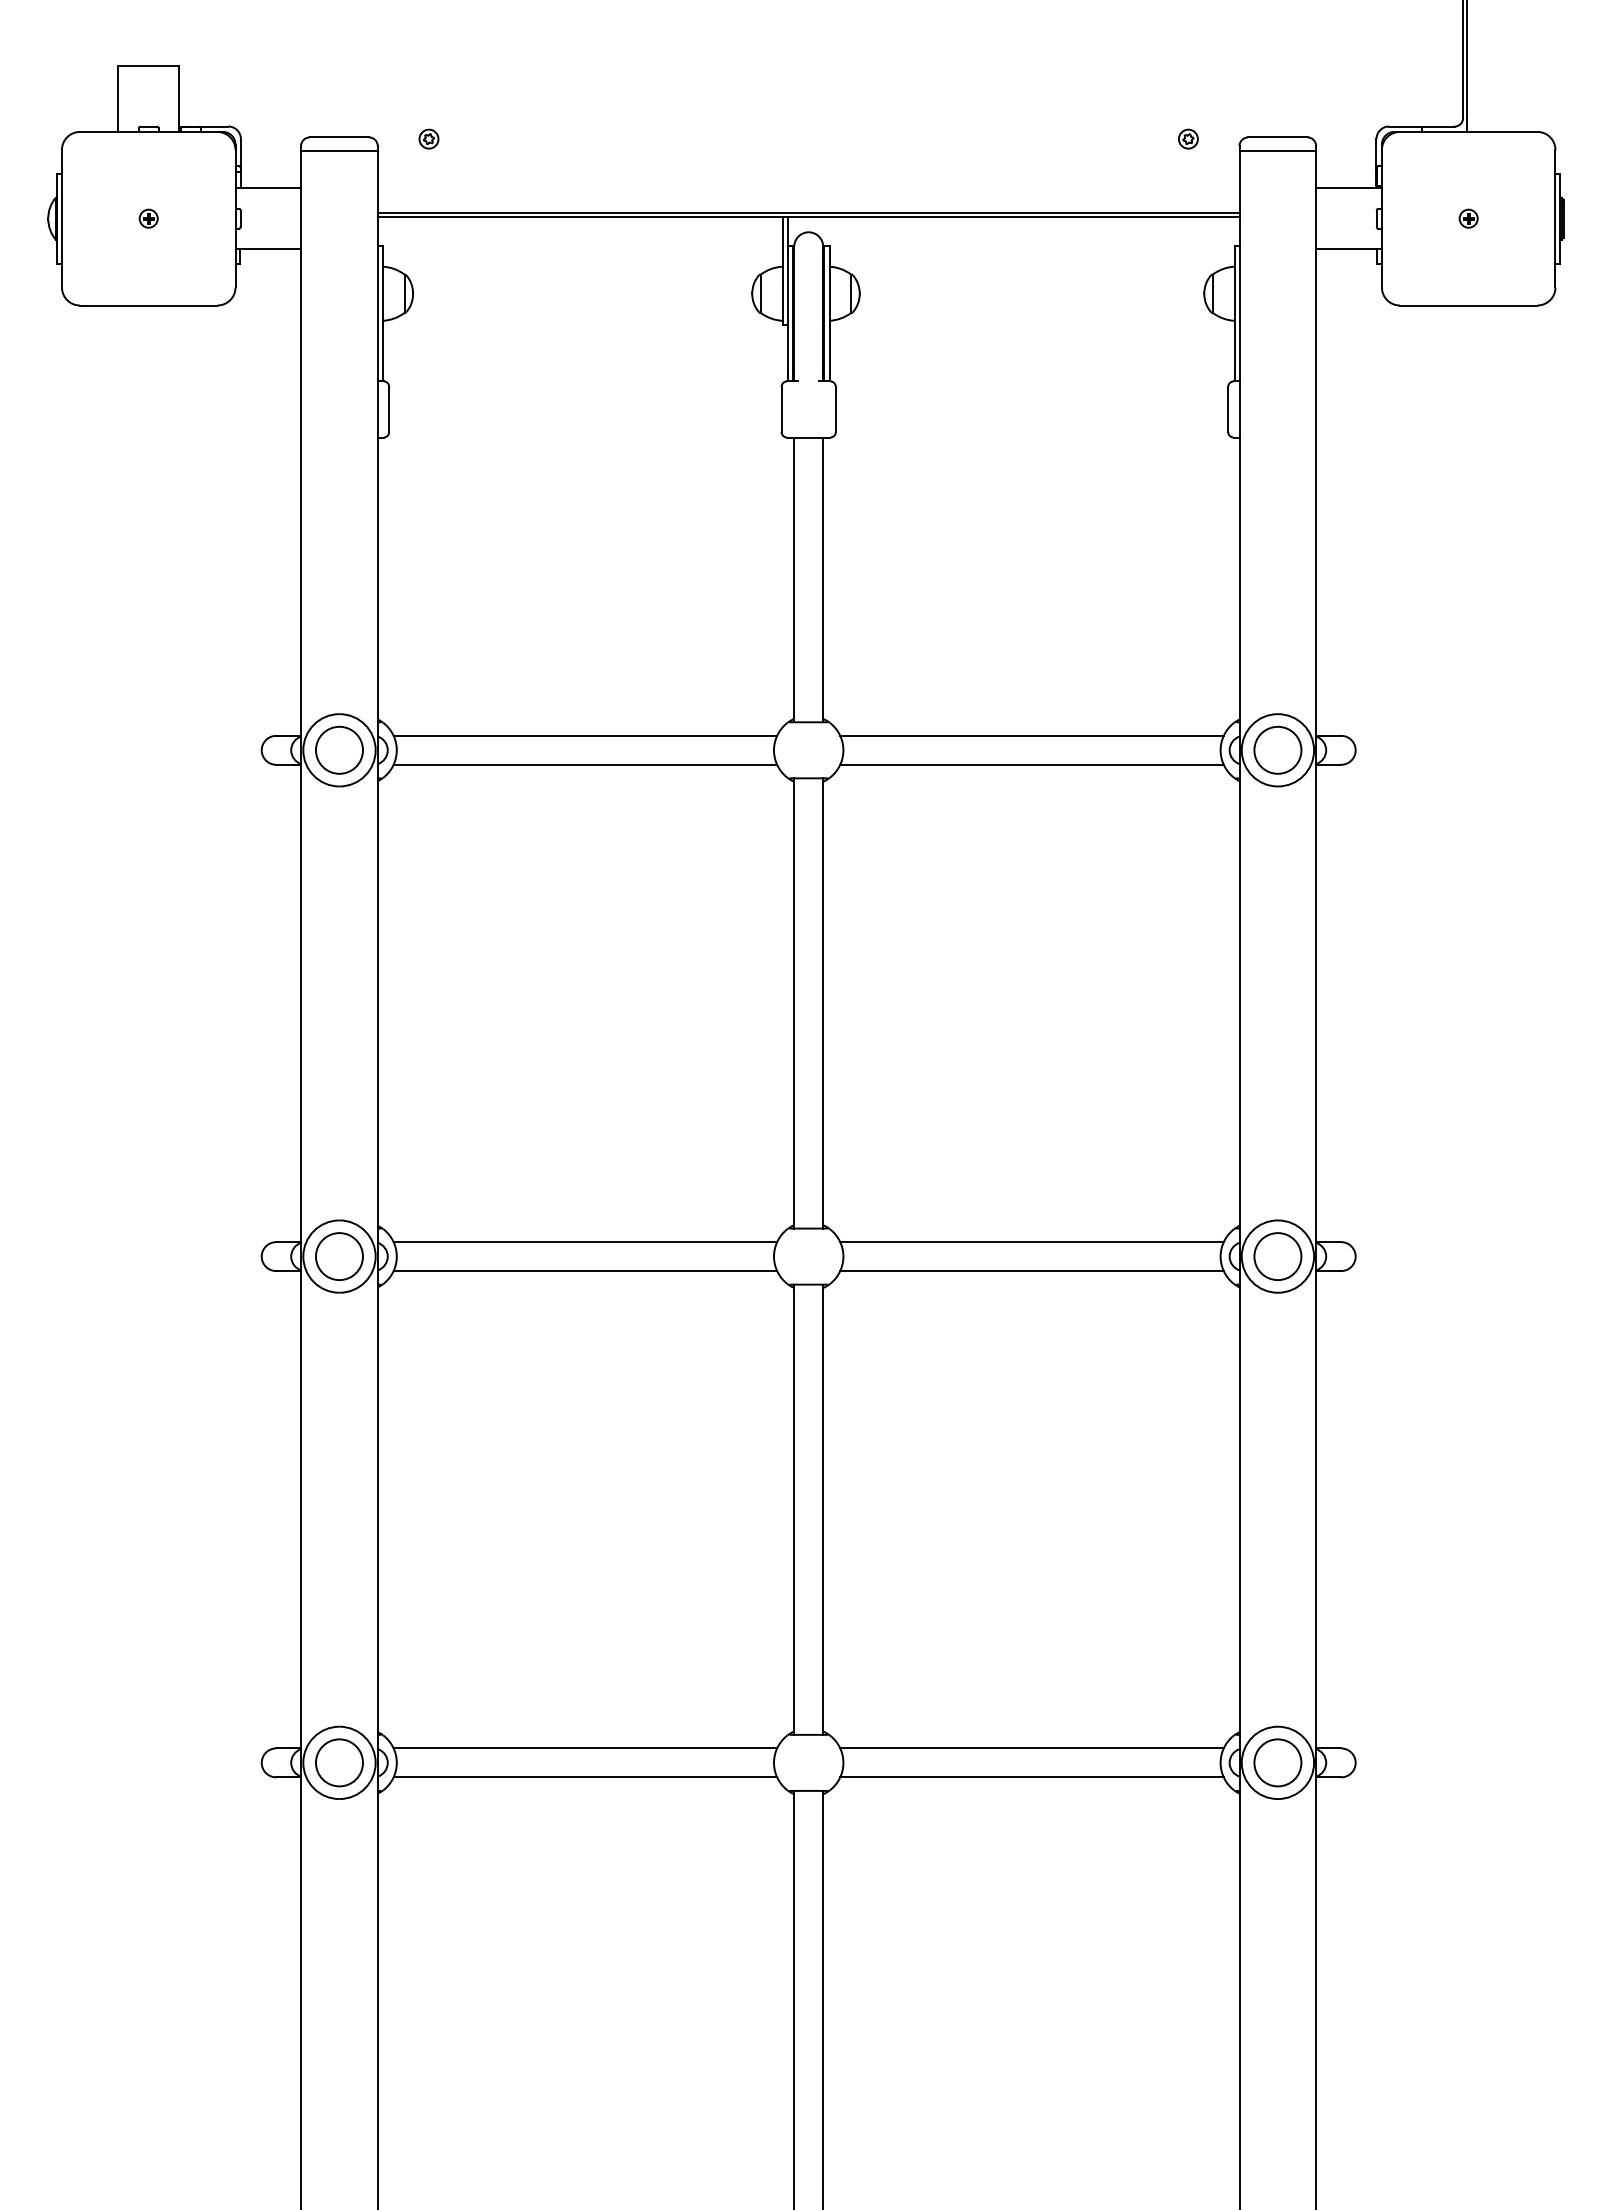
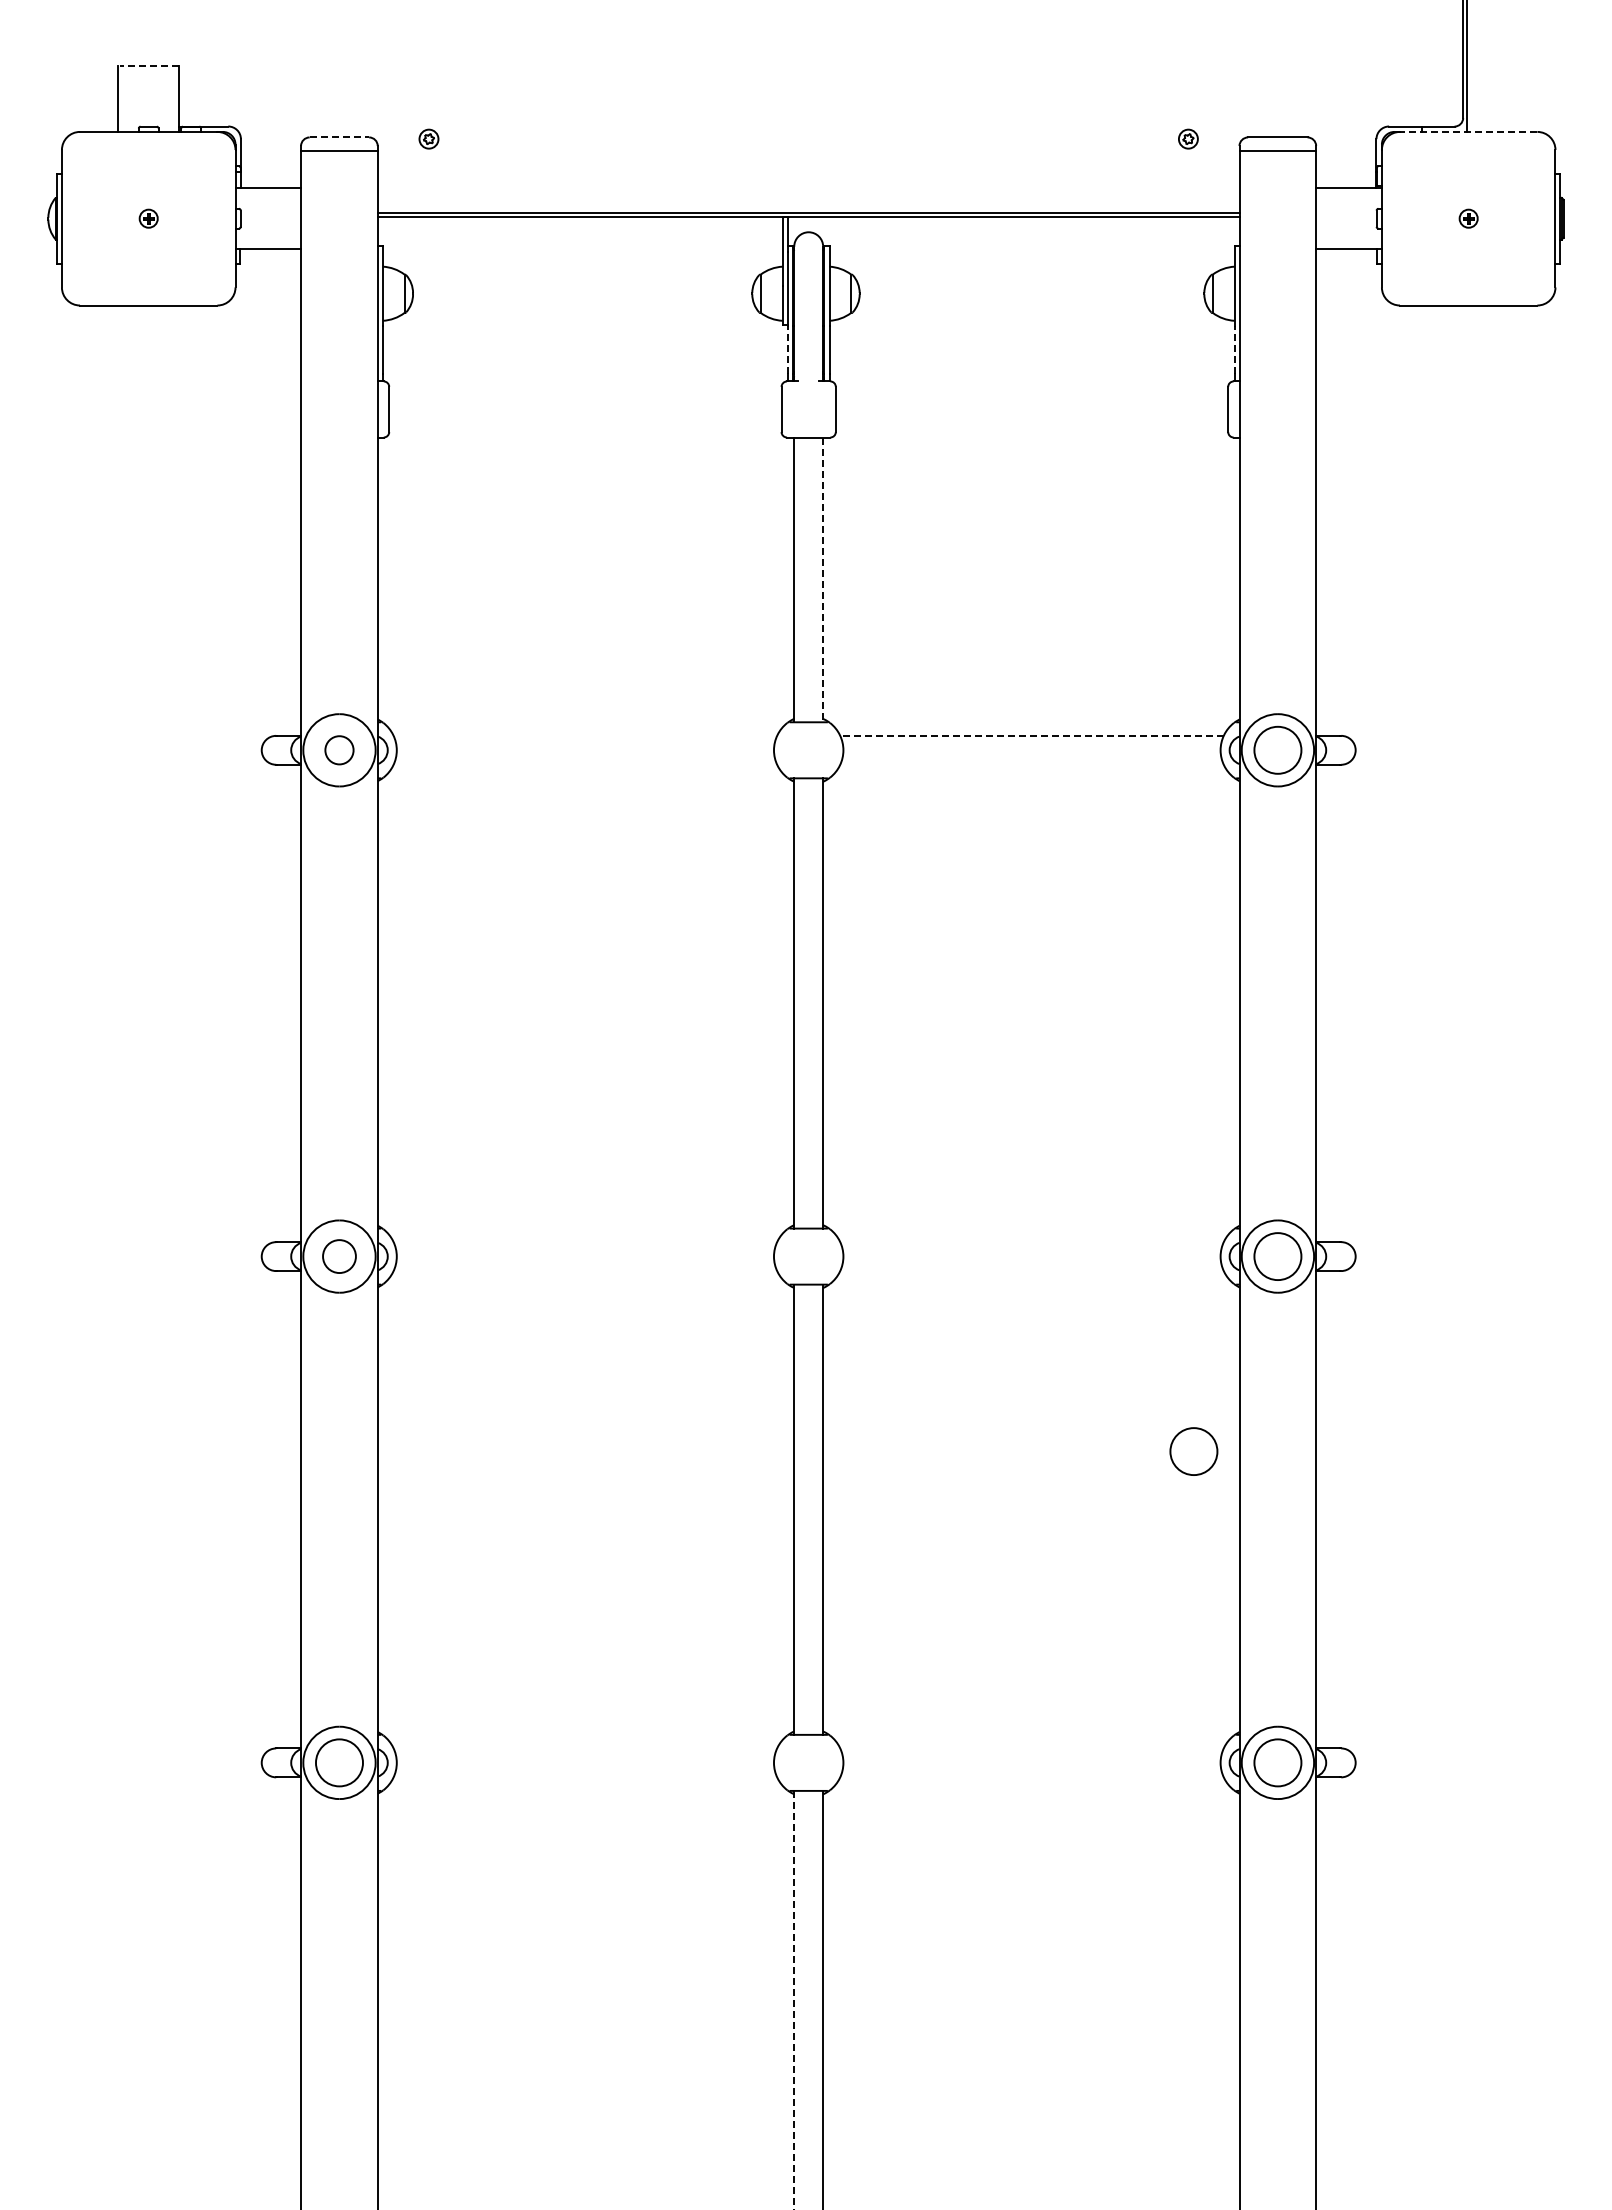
line: solid -> dashed (149, 66)
line: solid -> dashed (1468, 131)
line: solid -> dashed (339, 137)
line: solid -> dashed (787, 350)
line: solid -> dashed (1234, 350)
line: solid -> dashed (823, 580)
line: present -> none (585, 735)
line: solid -> dashed (1032, 735)
circle diameter: 47 px -> 28 px (339, 750)
line: present -> none (585, 764)
line: present -> none (1031, 764)
line: present -> none (585, 1242)
line: present -> none (1031, 1242)
circle size: 49x49 px -> 35x35 px (339, 1256)
line: present -> none (585, 1271)
line: present -> none (1031, 1271)
circle: none -> present (1193, 1451)
line: present -> none (585, 1748)
line: present -> none (1031, 1748)
line: present -> none (585, 1777)
line: present -> none (1031, 1777)
line: solid -> dashed (794, 2000)
